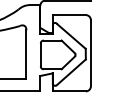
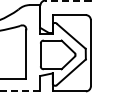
line: solid -> dashed (68, 0)
line: solid -> dashed (20, 91)
